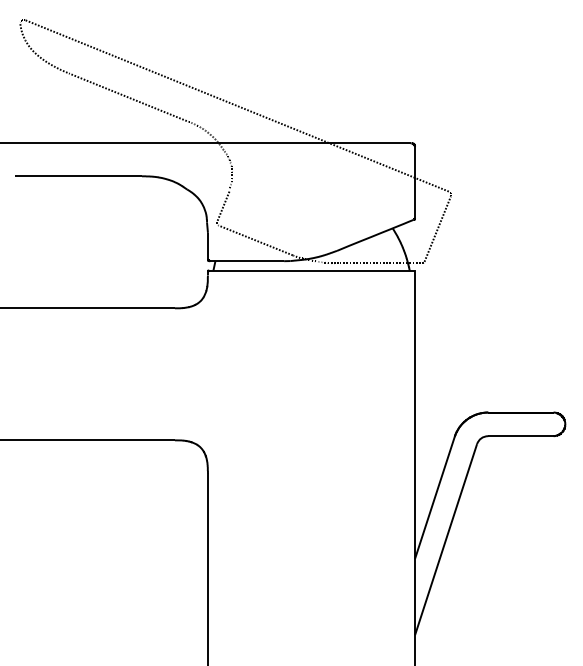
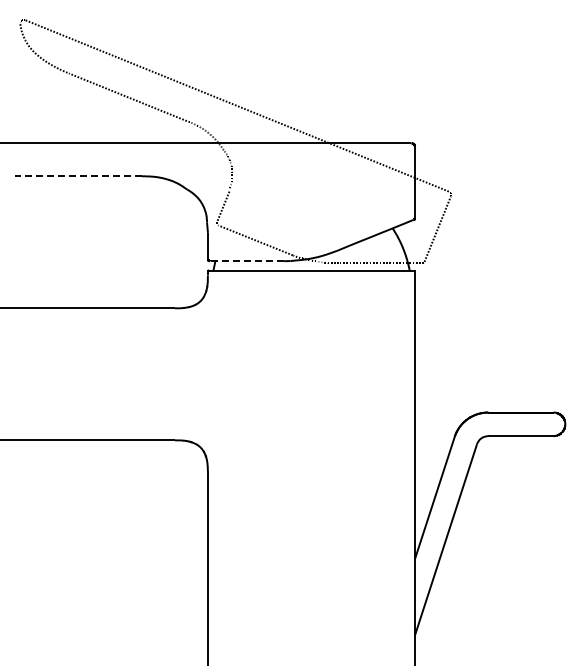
line: solid -> dashed (78, 176)
line: solid -> dashed (247, 261)
